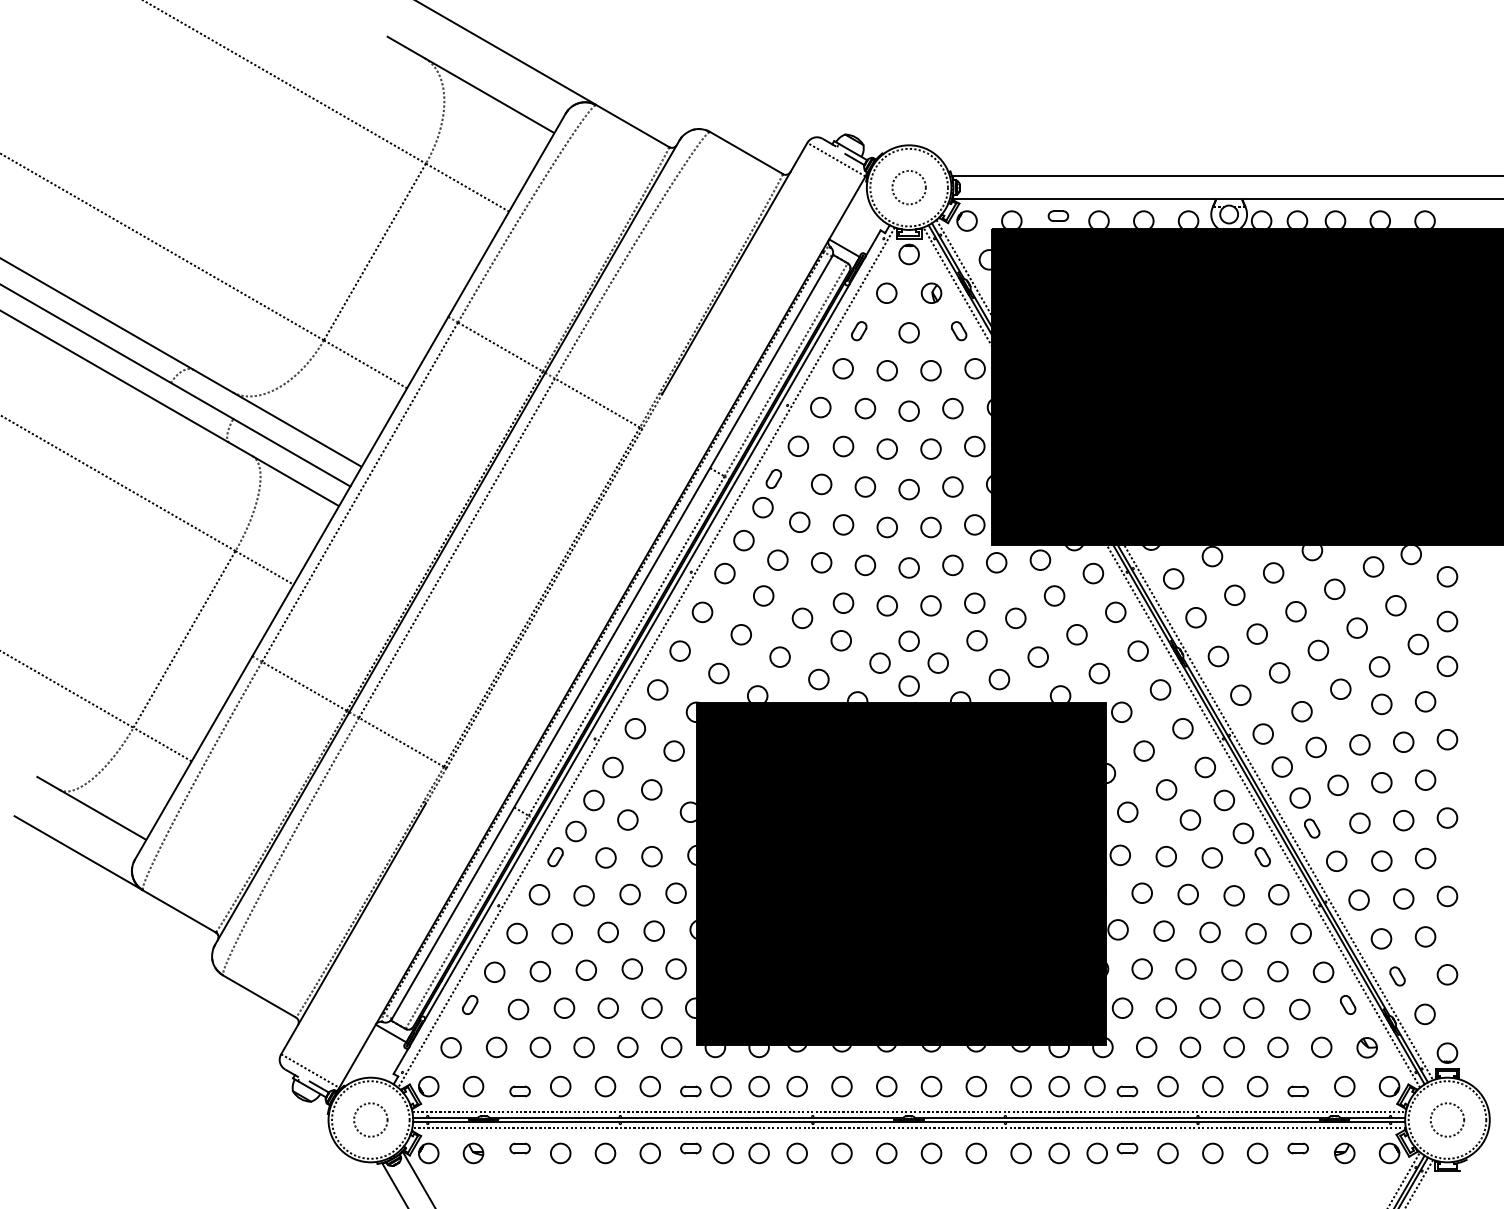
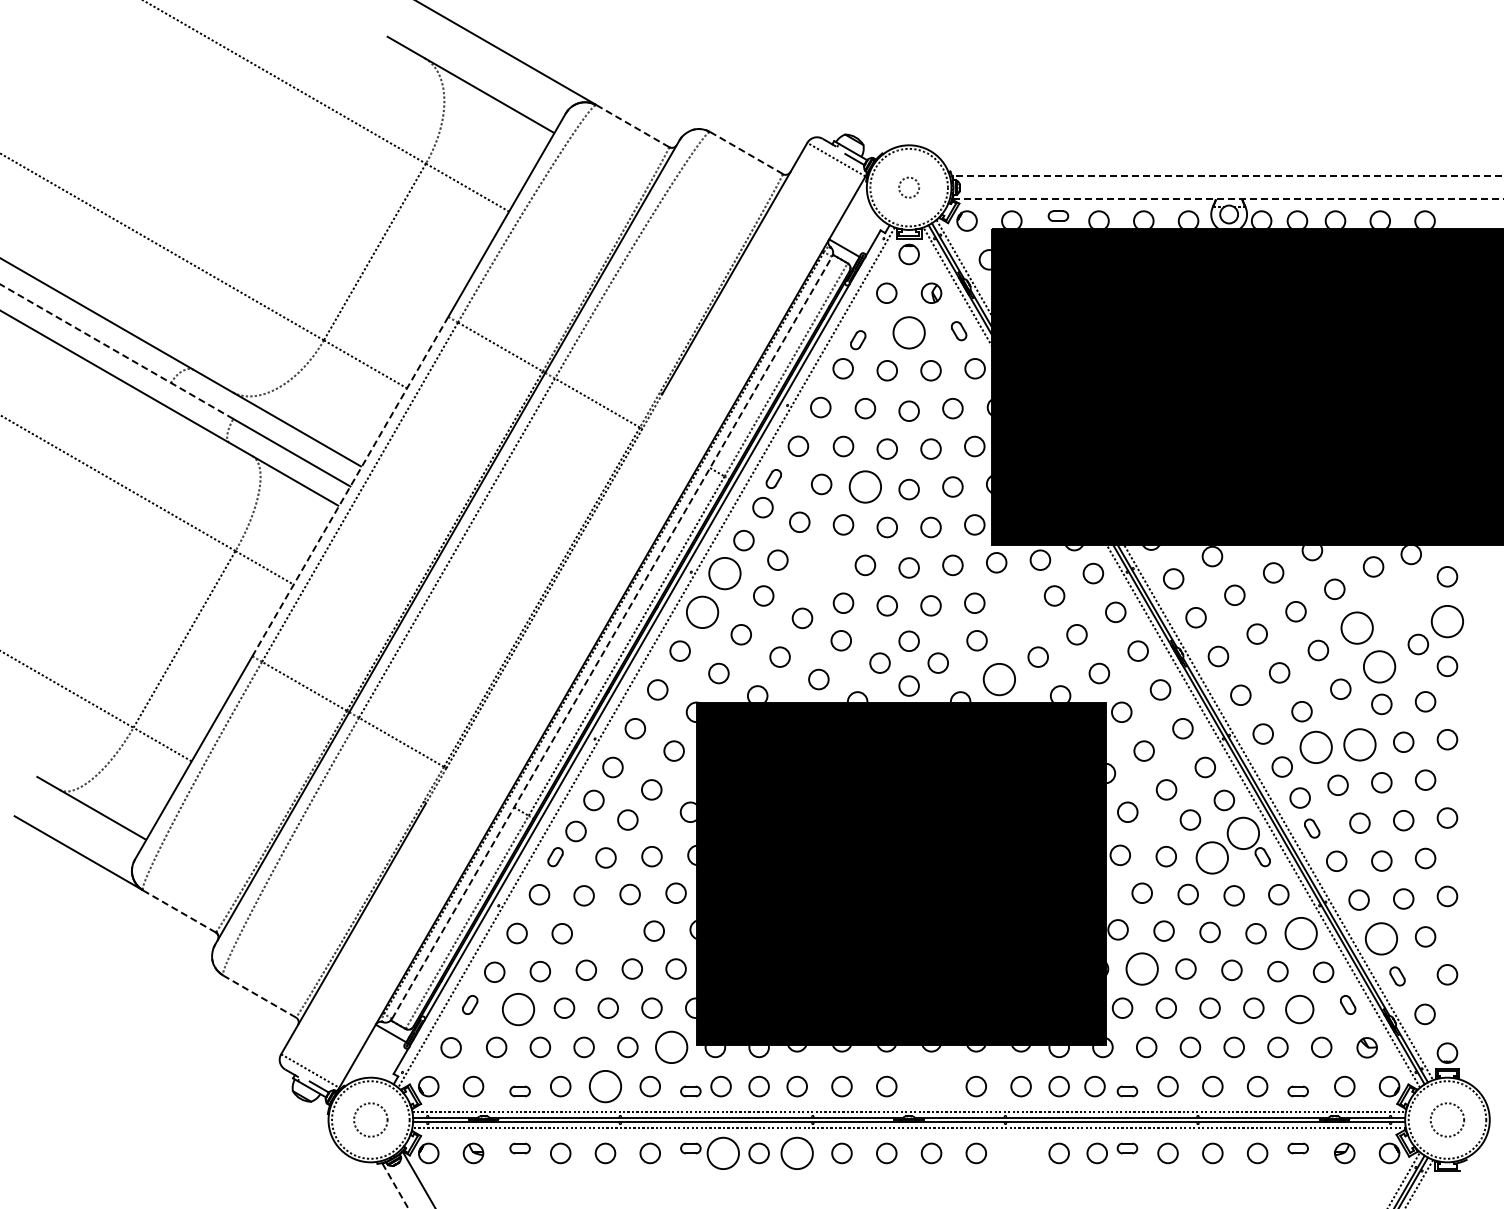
line: solid -> dashed (632, 126)
line: solid -> dashed (746, 153)
line: solid -> dashed (1227, 175)
circle diameter: 33 px -> 20 px (909, 187)
line: solid -> dashed (1228, 199)
part position: (859, 331) -> (858, 340) (858, 340)
circle diameter: 20 px -> 31 px (908, 332)
line: solid -> dashed (116, 351)
line: solid -> dashed (350, 486)
circle diameter: 20 px -> 31 px (865, 486)
circle: present -> none (821, 562)
circle diameter: 20 px -> 31 px (724, 573)
circle: present -> none (1395, 605)
circle diameter: 20 px -> 31 px (702, 612)
circle: present -> none (1015, 618)
circle diameter: 20 px -> 31 px (1447, 621)
circle diameter: 20 px -> 31 px (1356, 627)
line: solid -> dashed (612, 637)
circle diameter: 20 px -> 31 px (1379, 666)
circle diameter: 20 px -> 31 px (999, 679)
circle diameter: 20 px -> 31 px (1359, 744)
circle diameter: 20 px -> 31 px (1315, 747)
circle diameter: 20 px -> 31 px (1243, 833)
circle diameter: 20 px -> 31 px (1211, 857)
line: solid -> dashed (179, 911)
circle: present -> none (607, 932)
circle diameter: 20 px -> 31 px (1300, 933)
circle diameter: 20 px -> 31 px (1381, 938)
circle diameter: 20 px -> 31 px (1141, 968)
line: solid -> dashed (259, 996)
circle size: 23x23 px -> 34x34 px (518, 1009)
circle size: 22x23 px -> 30x31 px (1299, 1009)
circle diameter: 20 px -> 31 px (671, 1047)
circle diameter: 20 px -> 31 px (605, 1086)
circle: present -> none (931, 1086)
circle diameter: 20 px -> 31 px (723, 1153)
circle diameter: 20 px -> 31 px (796, 1153)
circle: present -> none (1020, 1153)
line: solid -> dashed (395, 1186)
